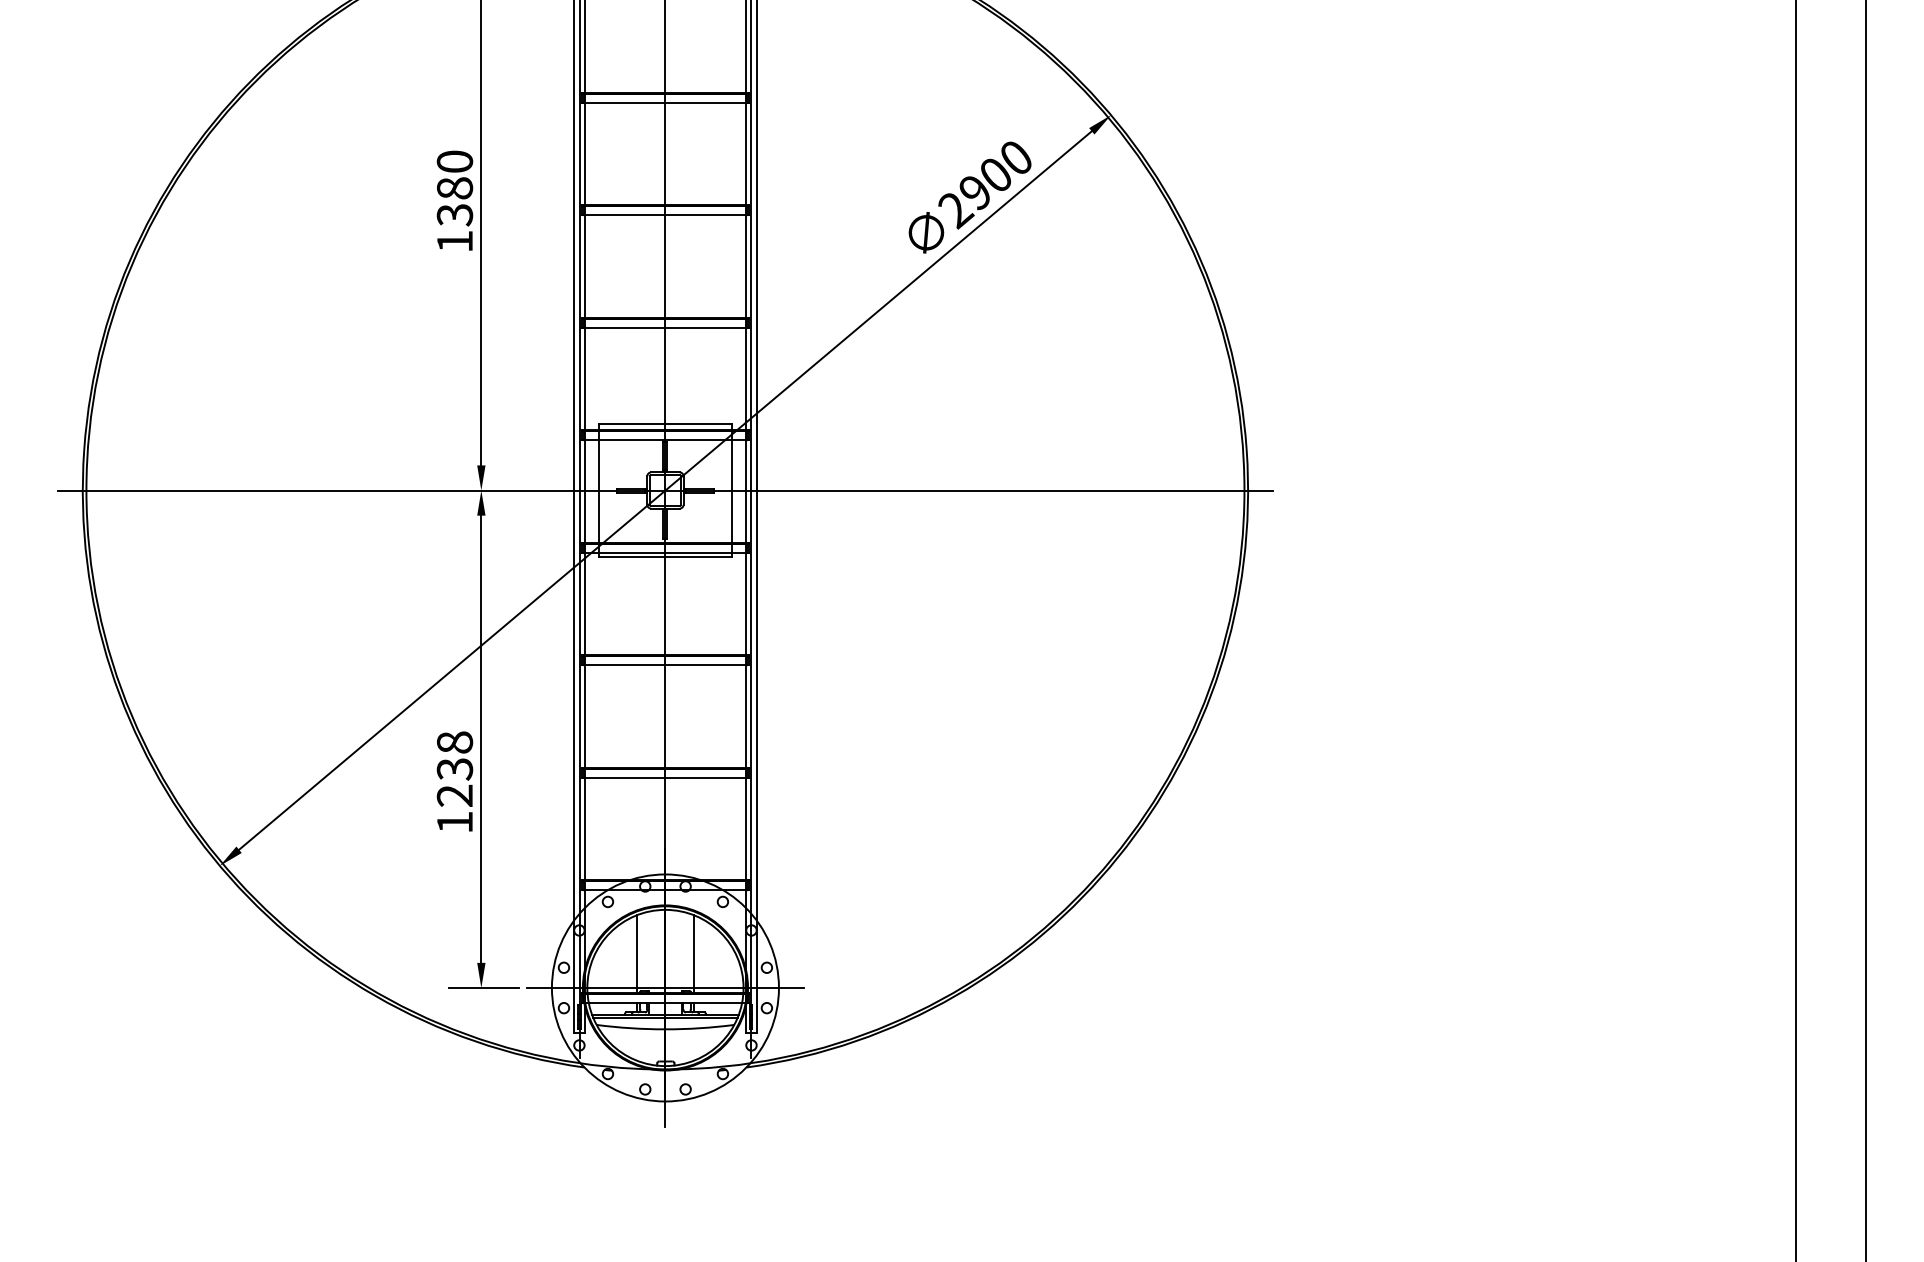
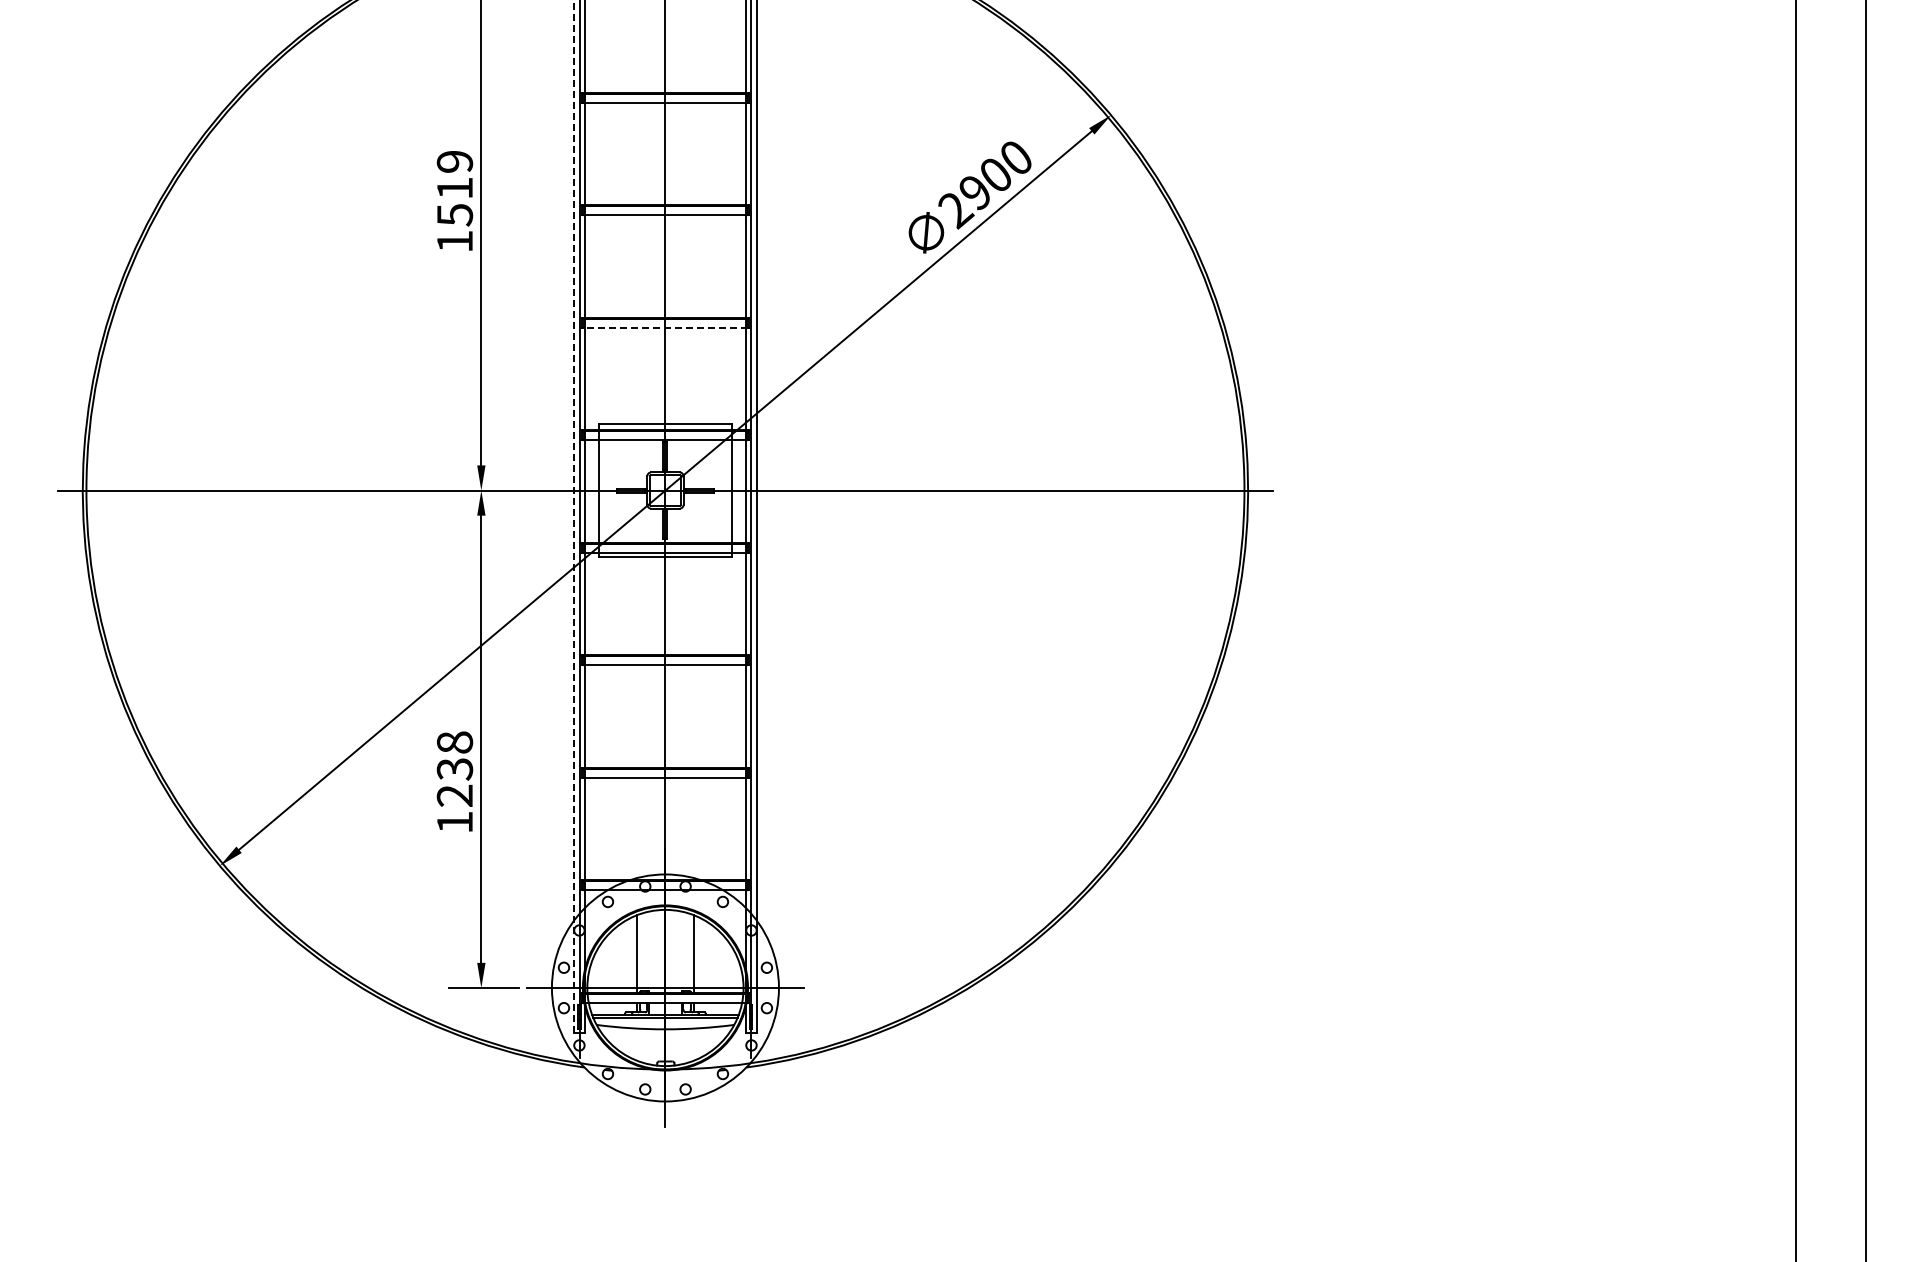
text: 1380 -> 1519 (454, 188)
line: solid -> dashed (665, 327)
line: solid -> dashed (574, 516)
